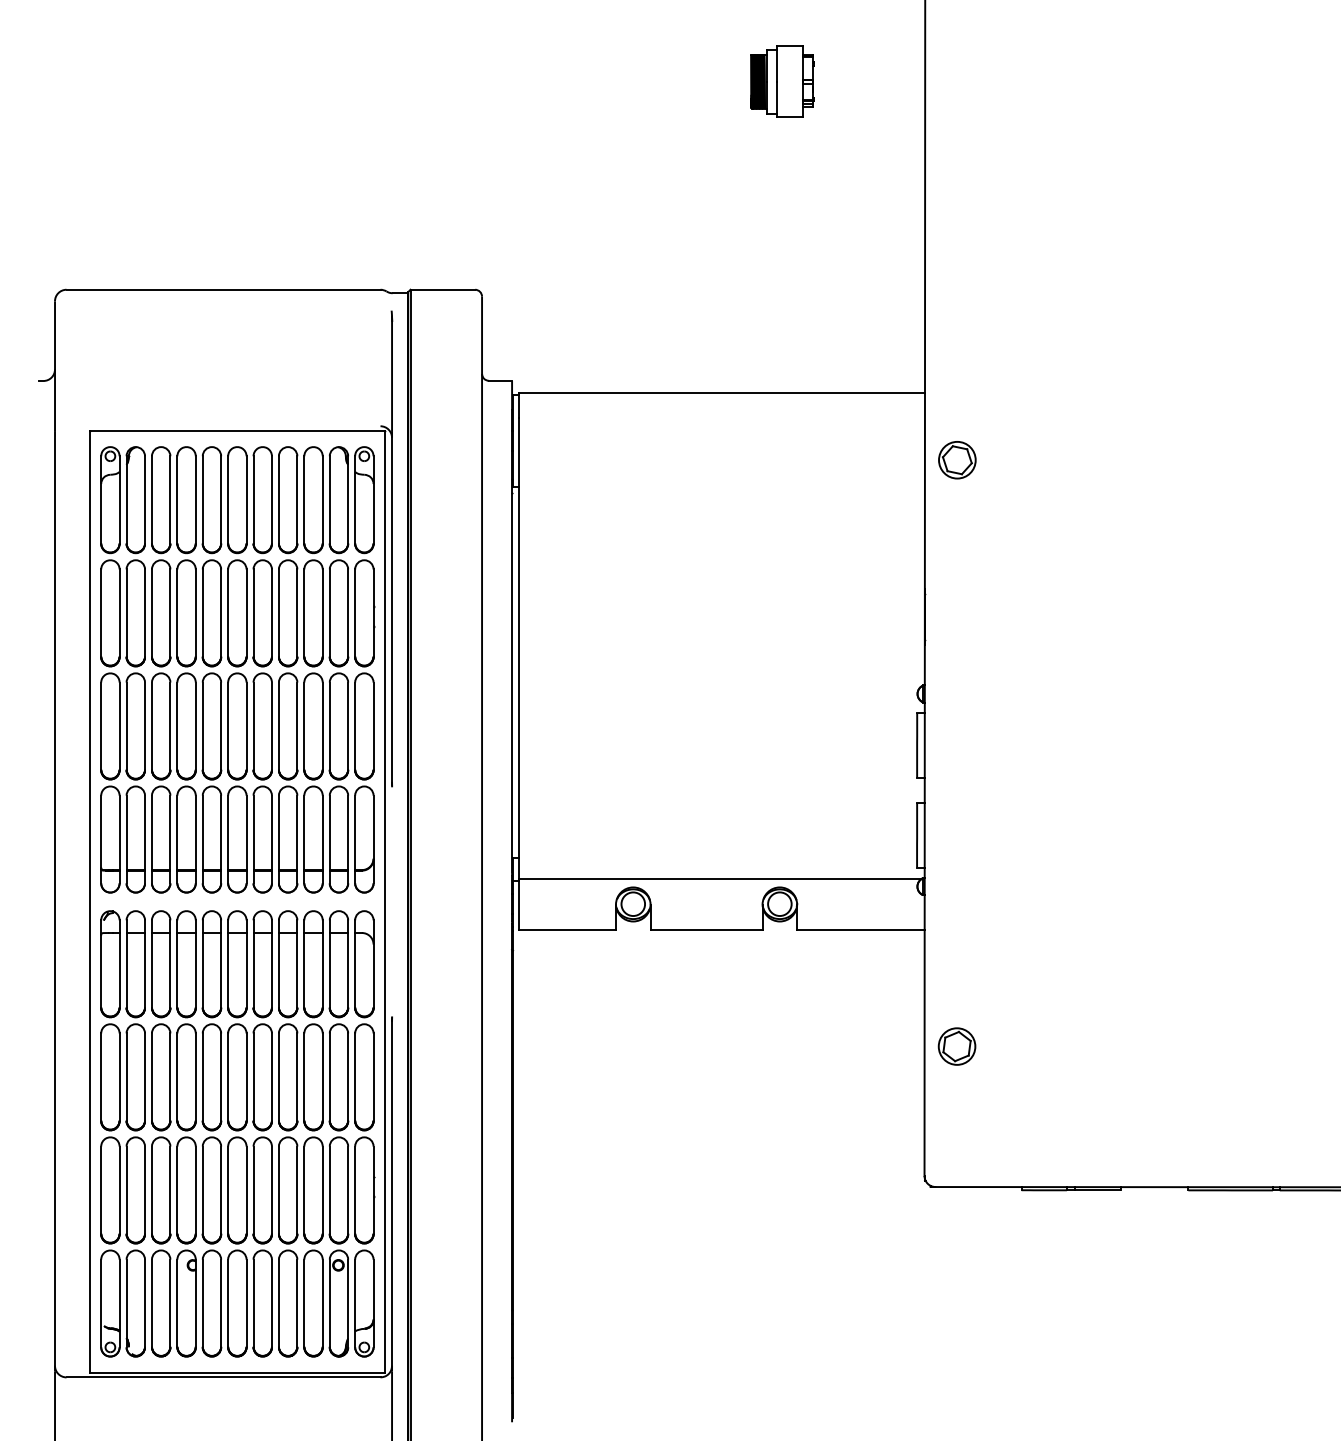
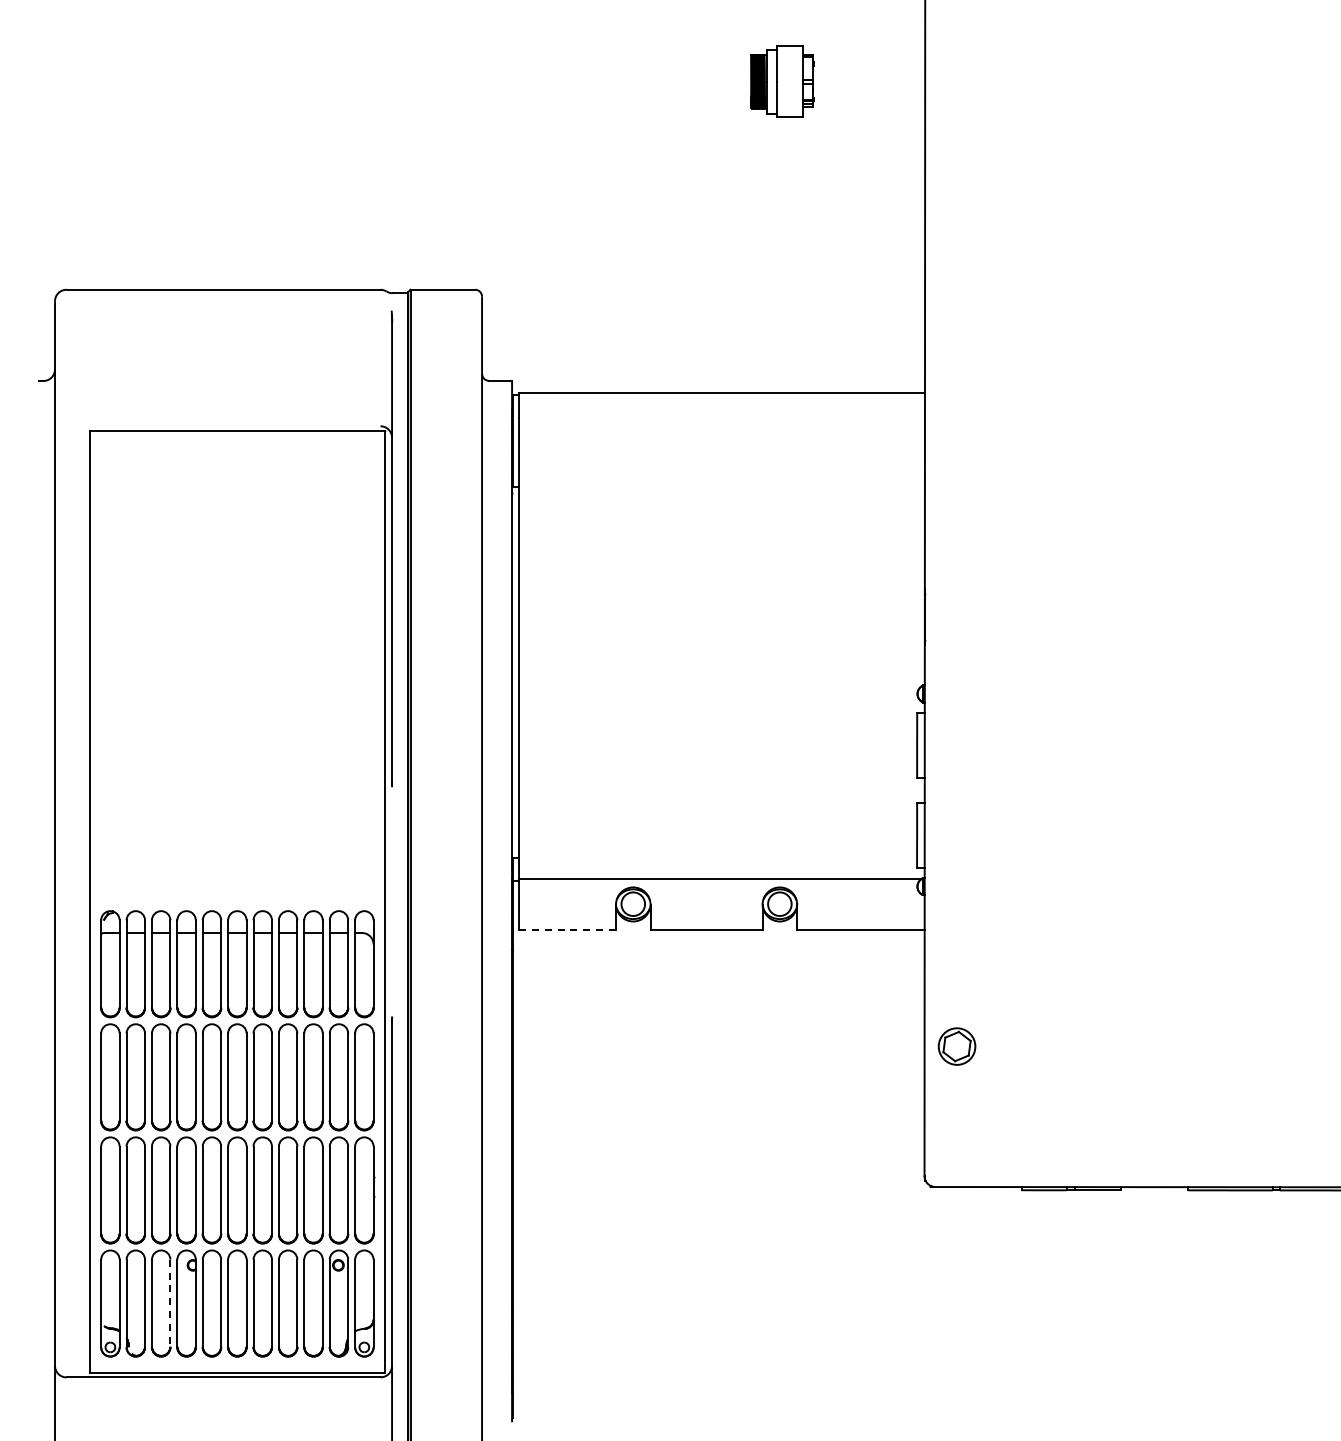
part: present -> none (957, 460)
part: present -> none (237, 669)
line: solid -> dashed (567, 930)
line: solid -> dashed (170, 1303)
